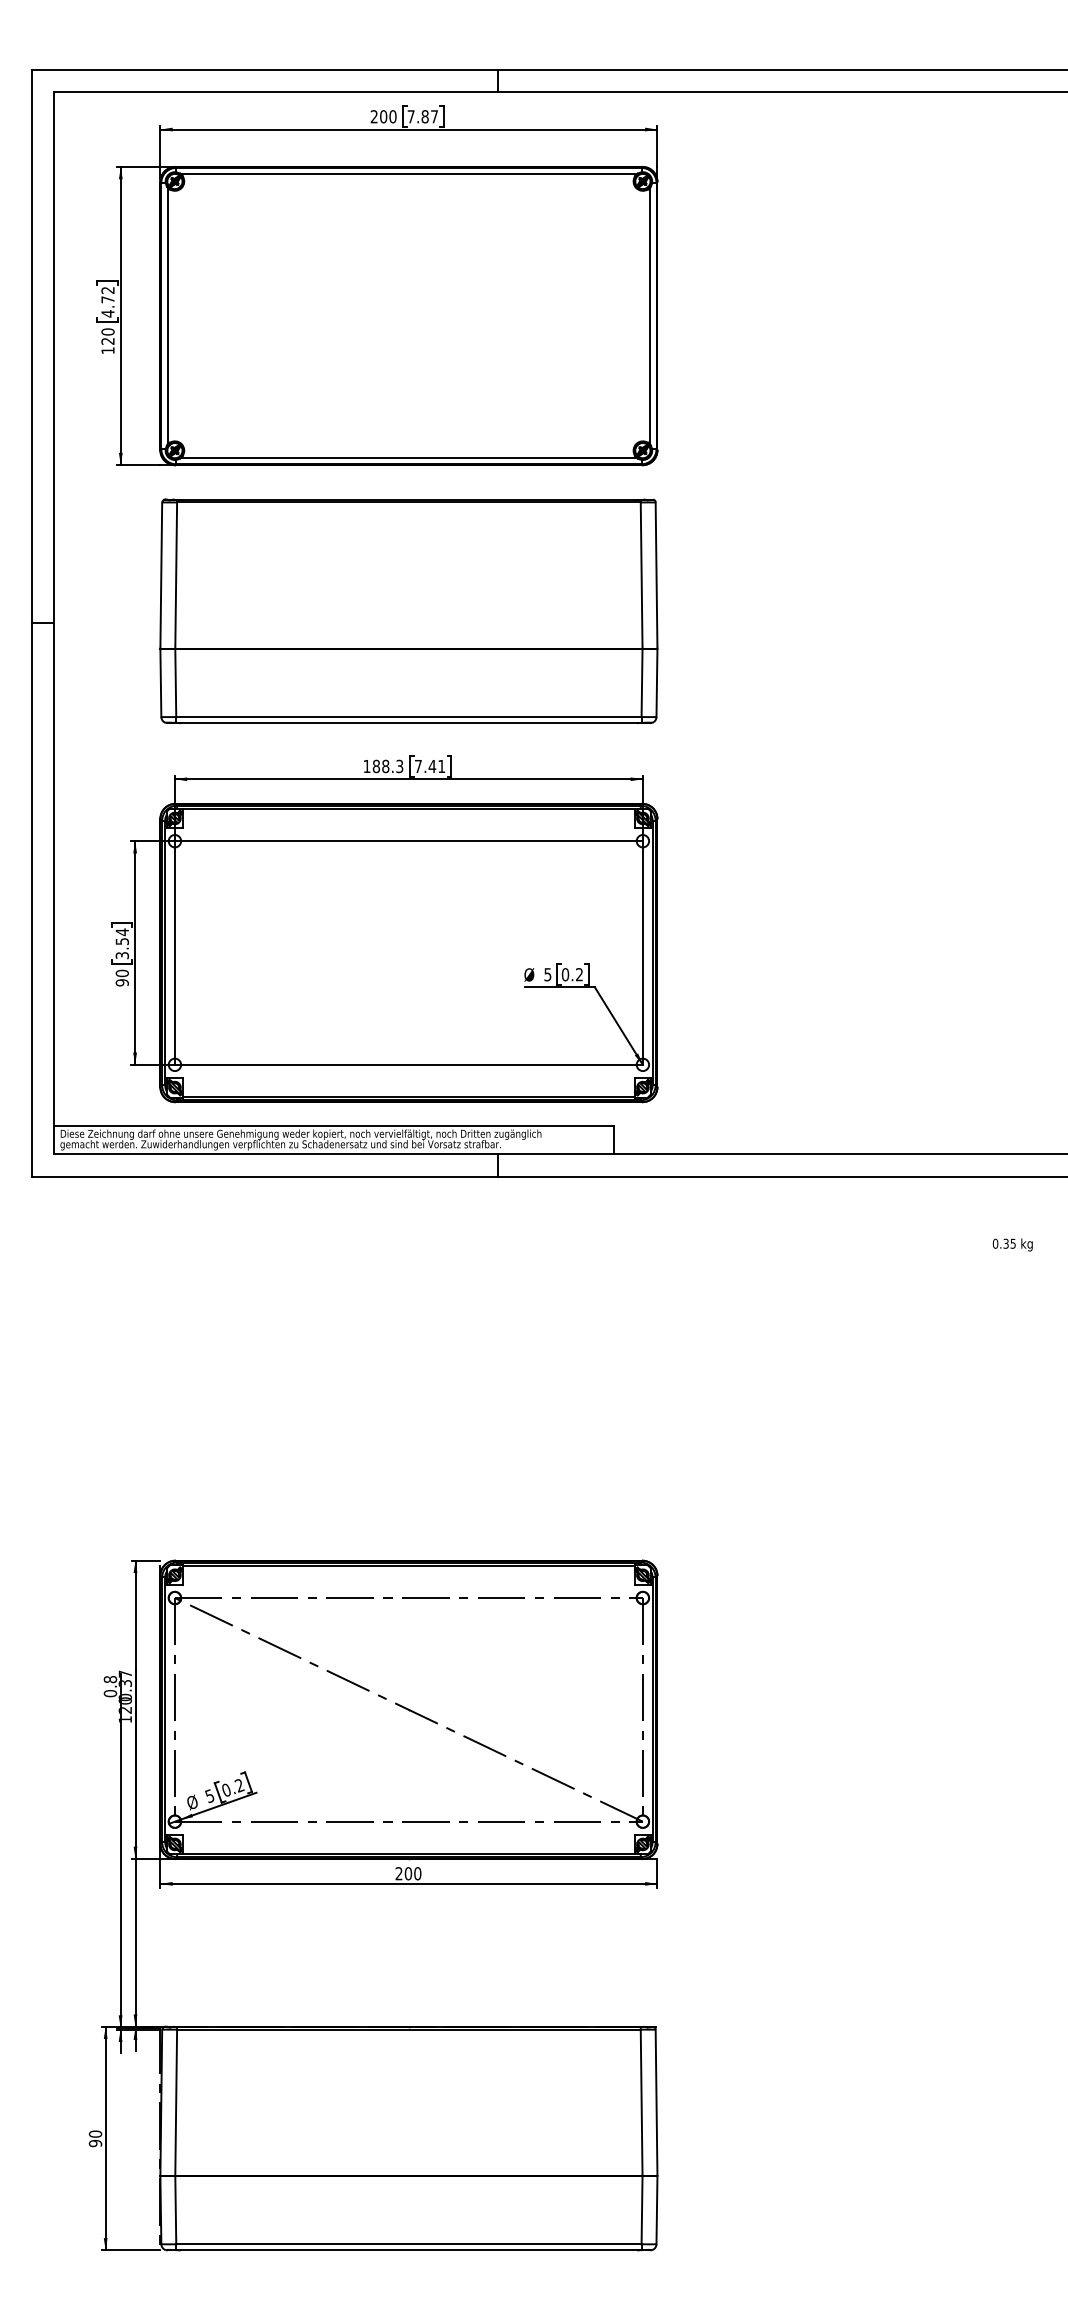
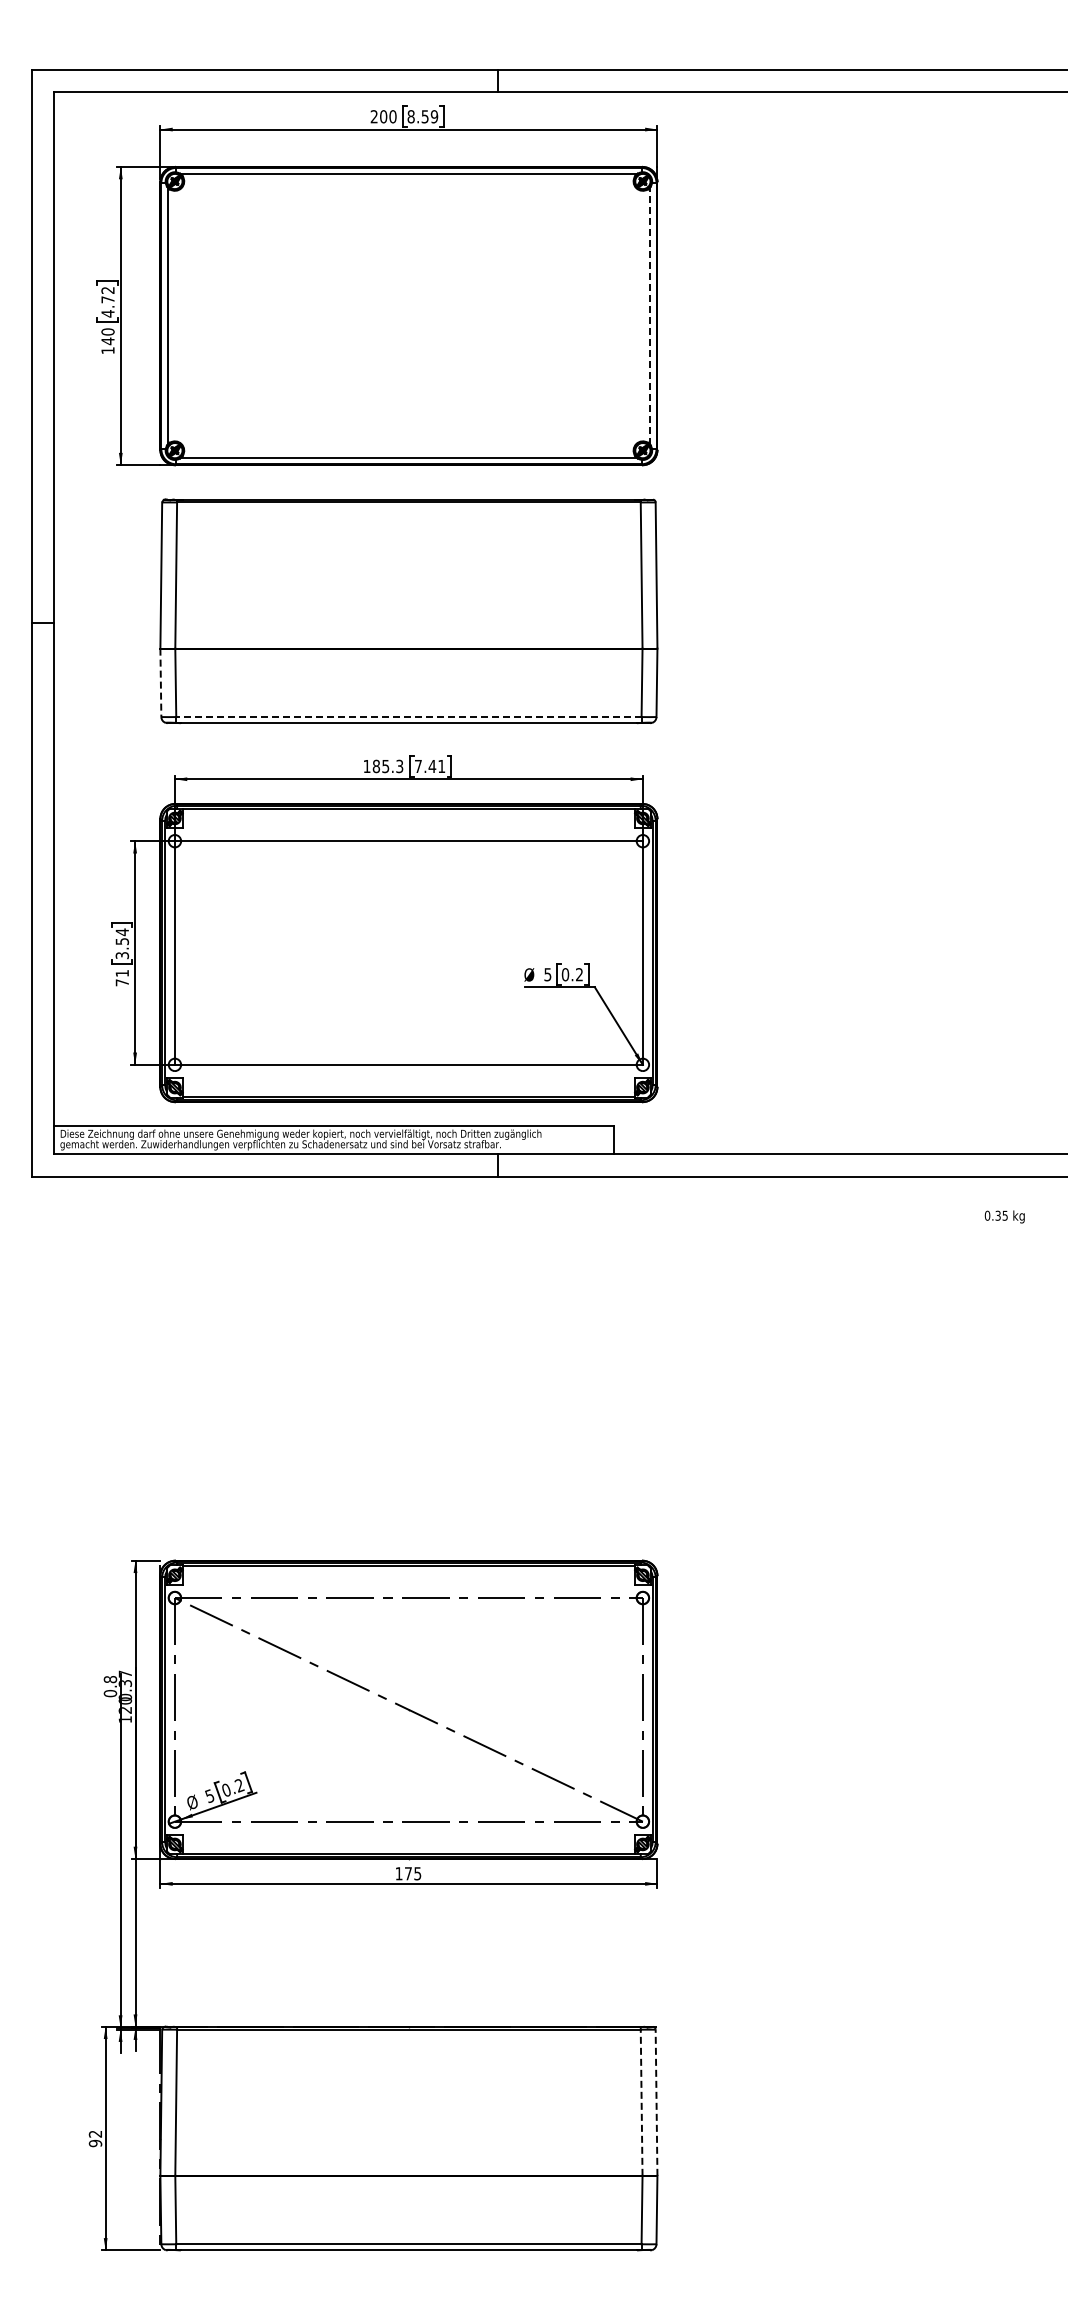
text: 7.87 -> 8.59 (422, 116)
line: solid -> dashed (650, 316)
text: 120 -> 140 (107, 341)
line: solid -> dashed (160, 683)
line: solid -> dashed (408, 717)
text: 188.3 -> 185.3 (385, 766)
text: 90 -> 71 (122, 977)
text position: (1012, 1244) -> (1004, 1216) (1004, 1216)
text: 200 -> 175 (408, 1873)
line: solid -> dashed (641, 2102)
line: solid -> dashed (656, 2102)
text: 90 -> 92 (95, 2133)
